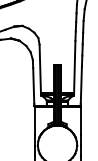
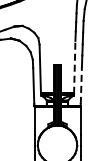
line: solid -> dashed (74, 66)
line: solid -> dashed (81, 85)
